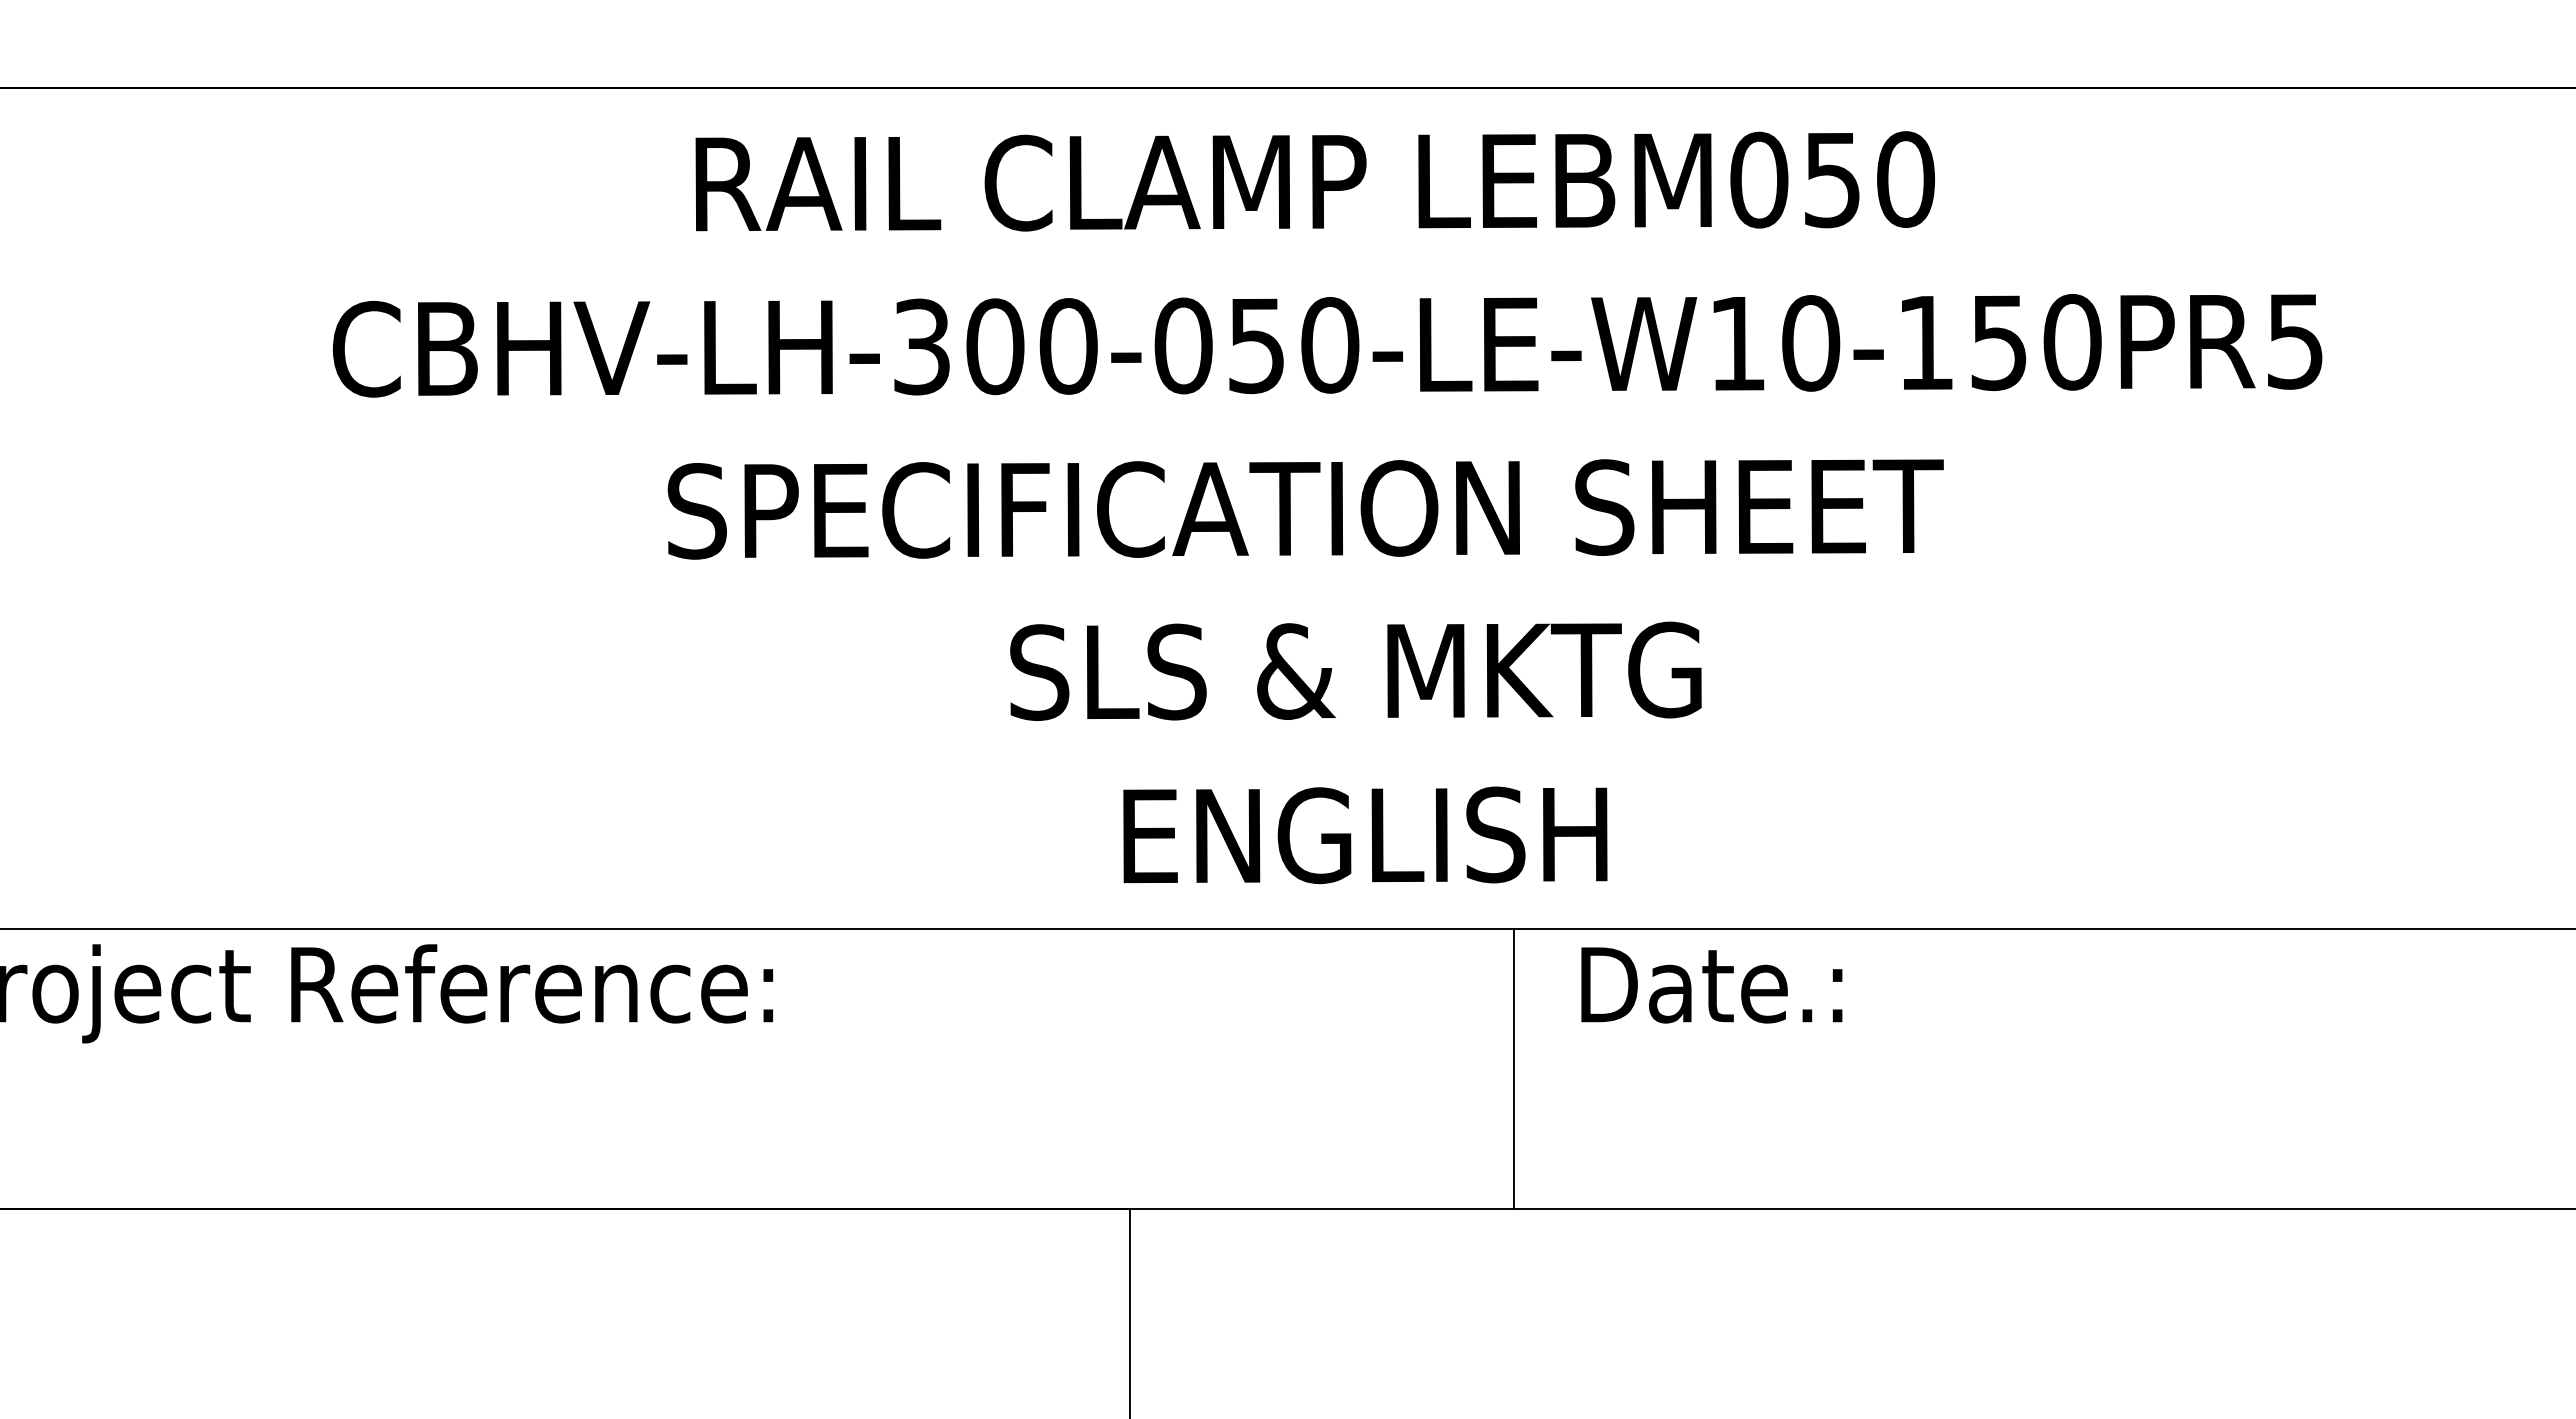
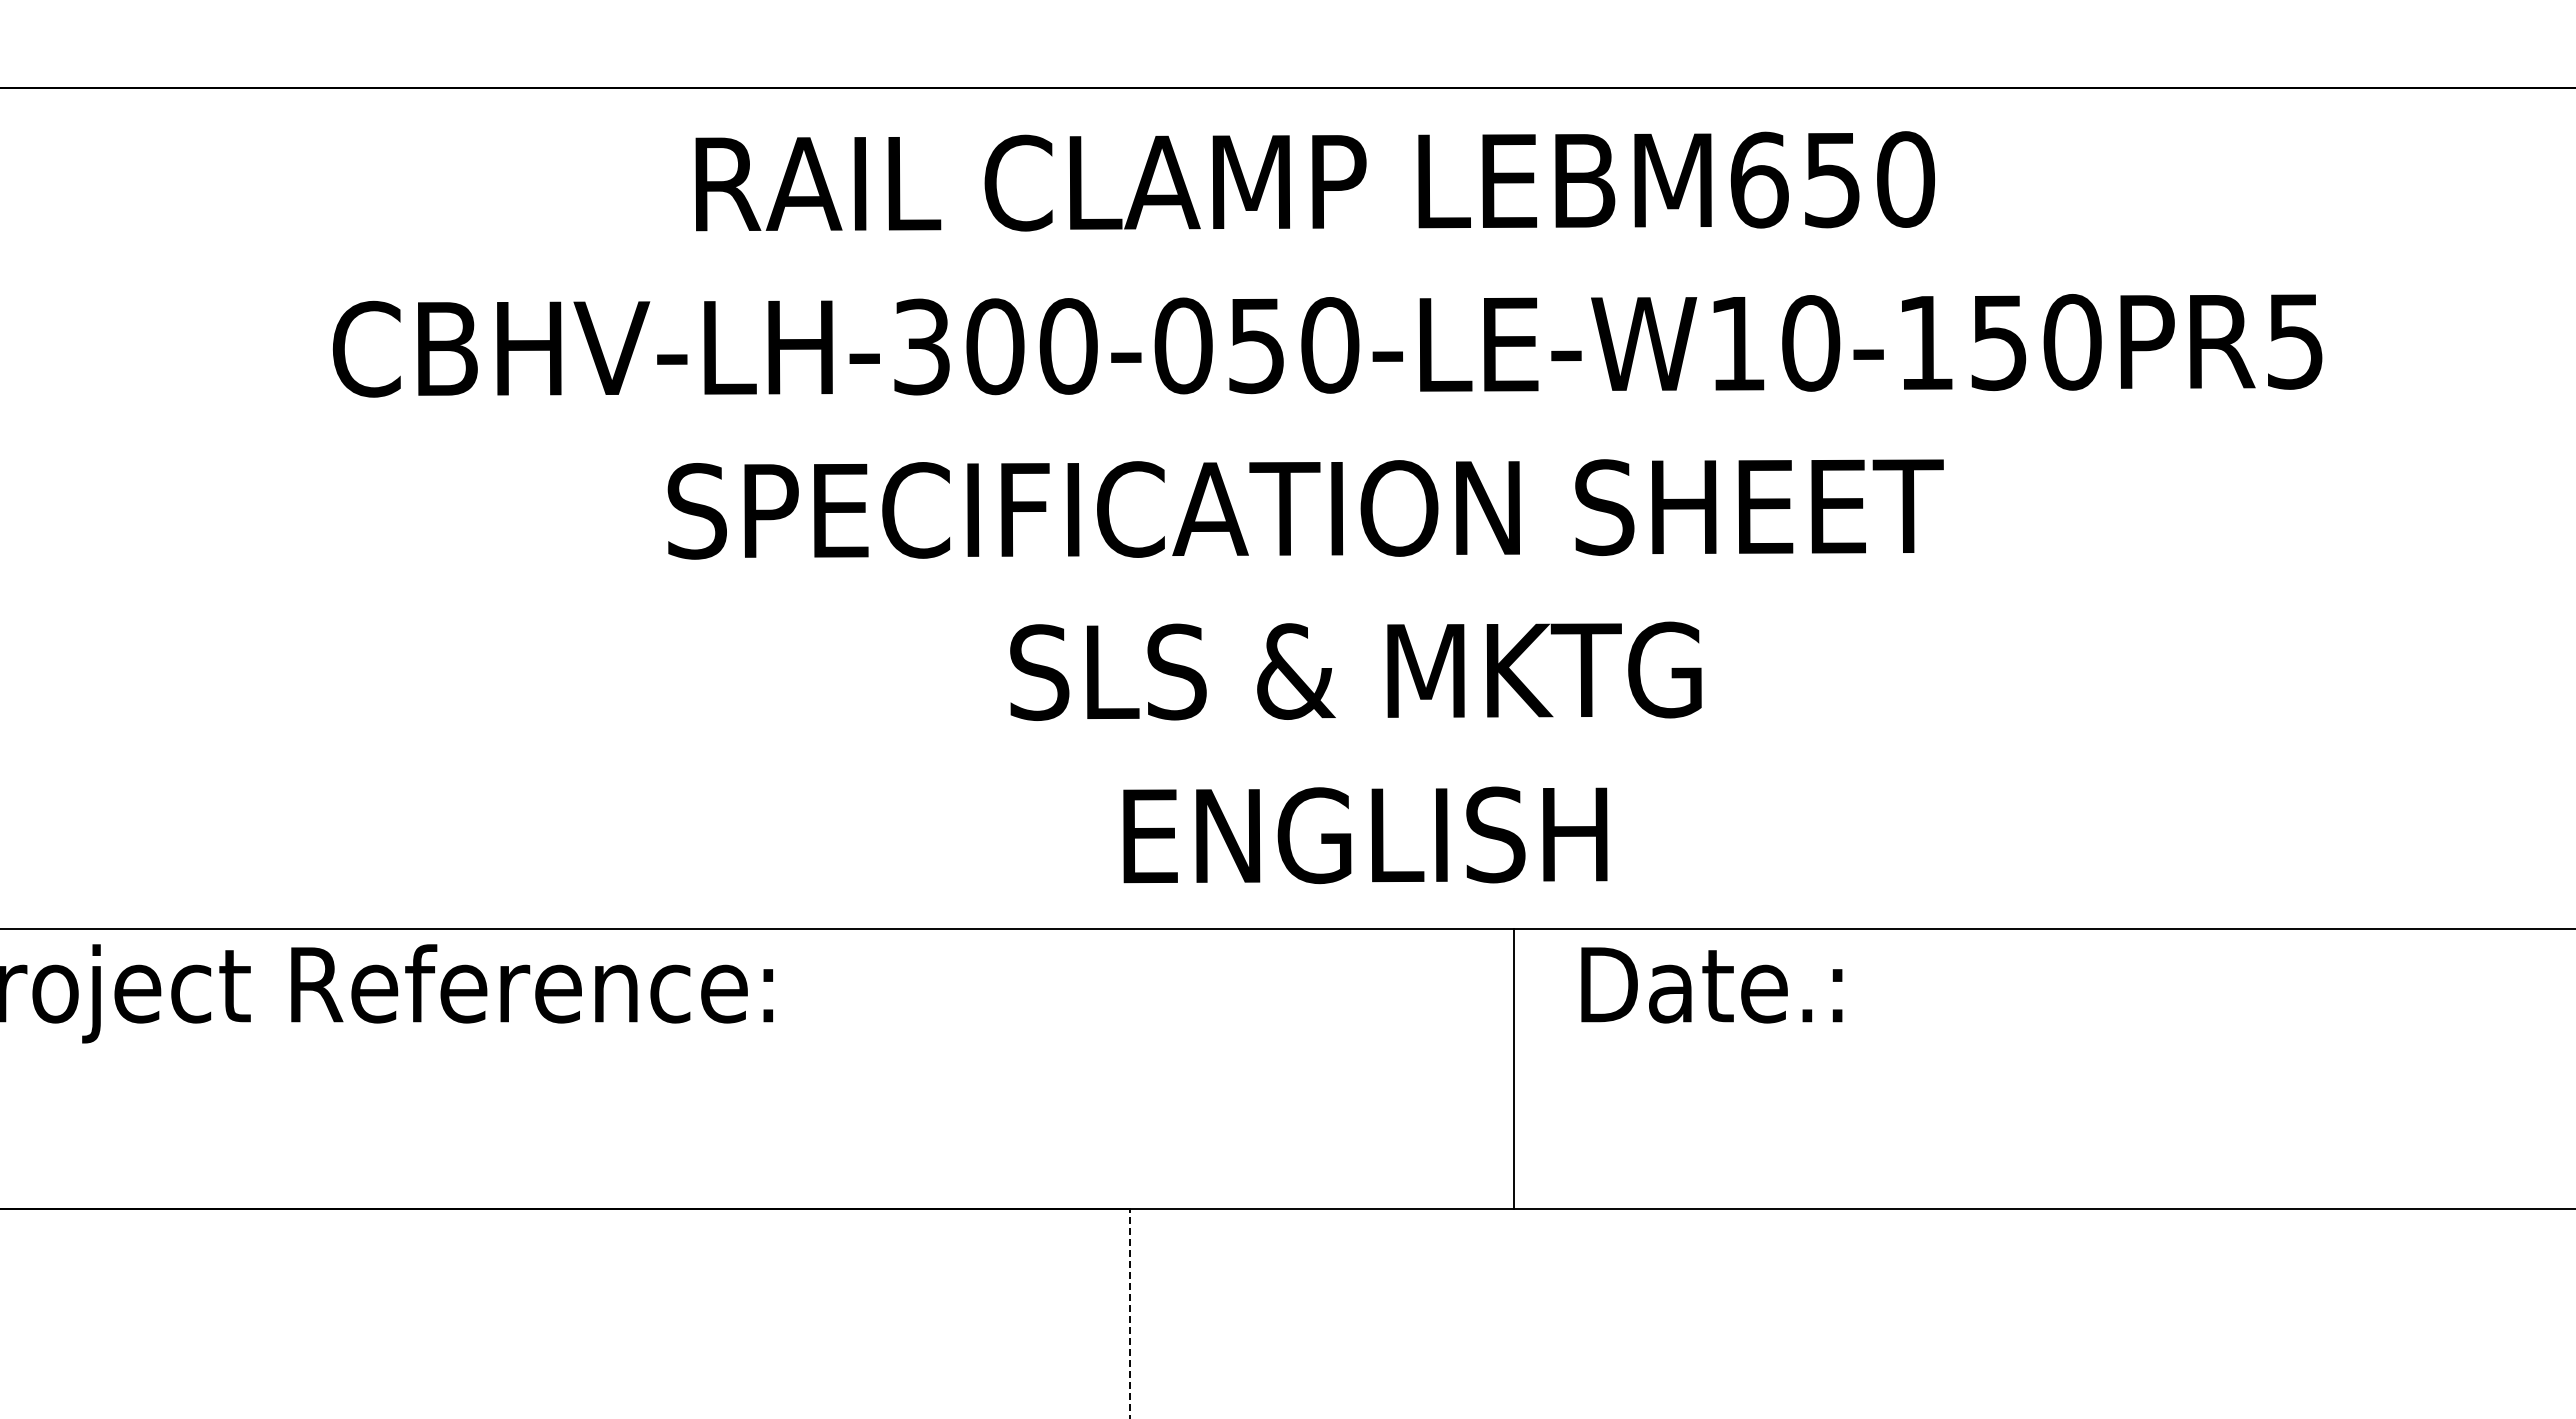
text: LEBM050 -> LEBM650 (1759, 179)
line: solid -> dashed (1129, 1313)
